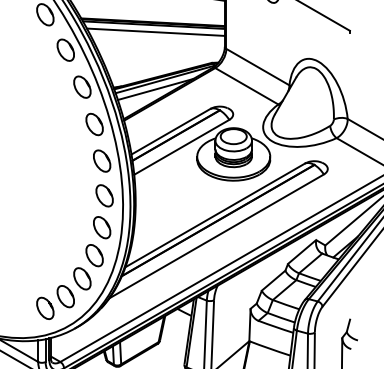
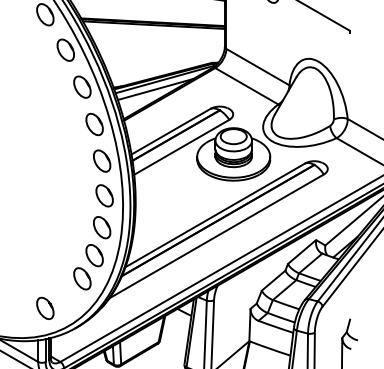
line: present -> none (155, 31)
part: present -> none (65, 296)
